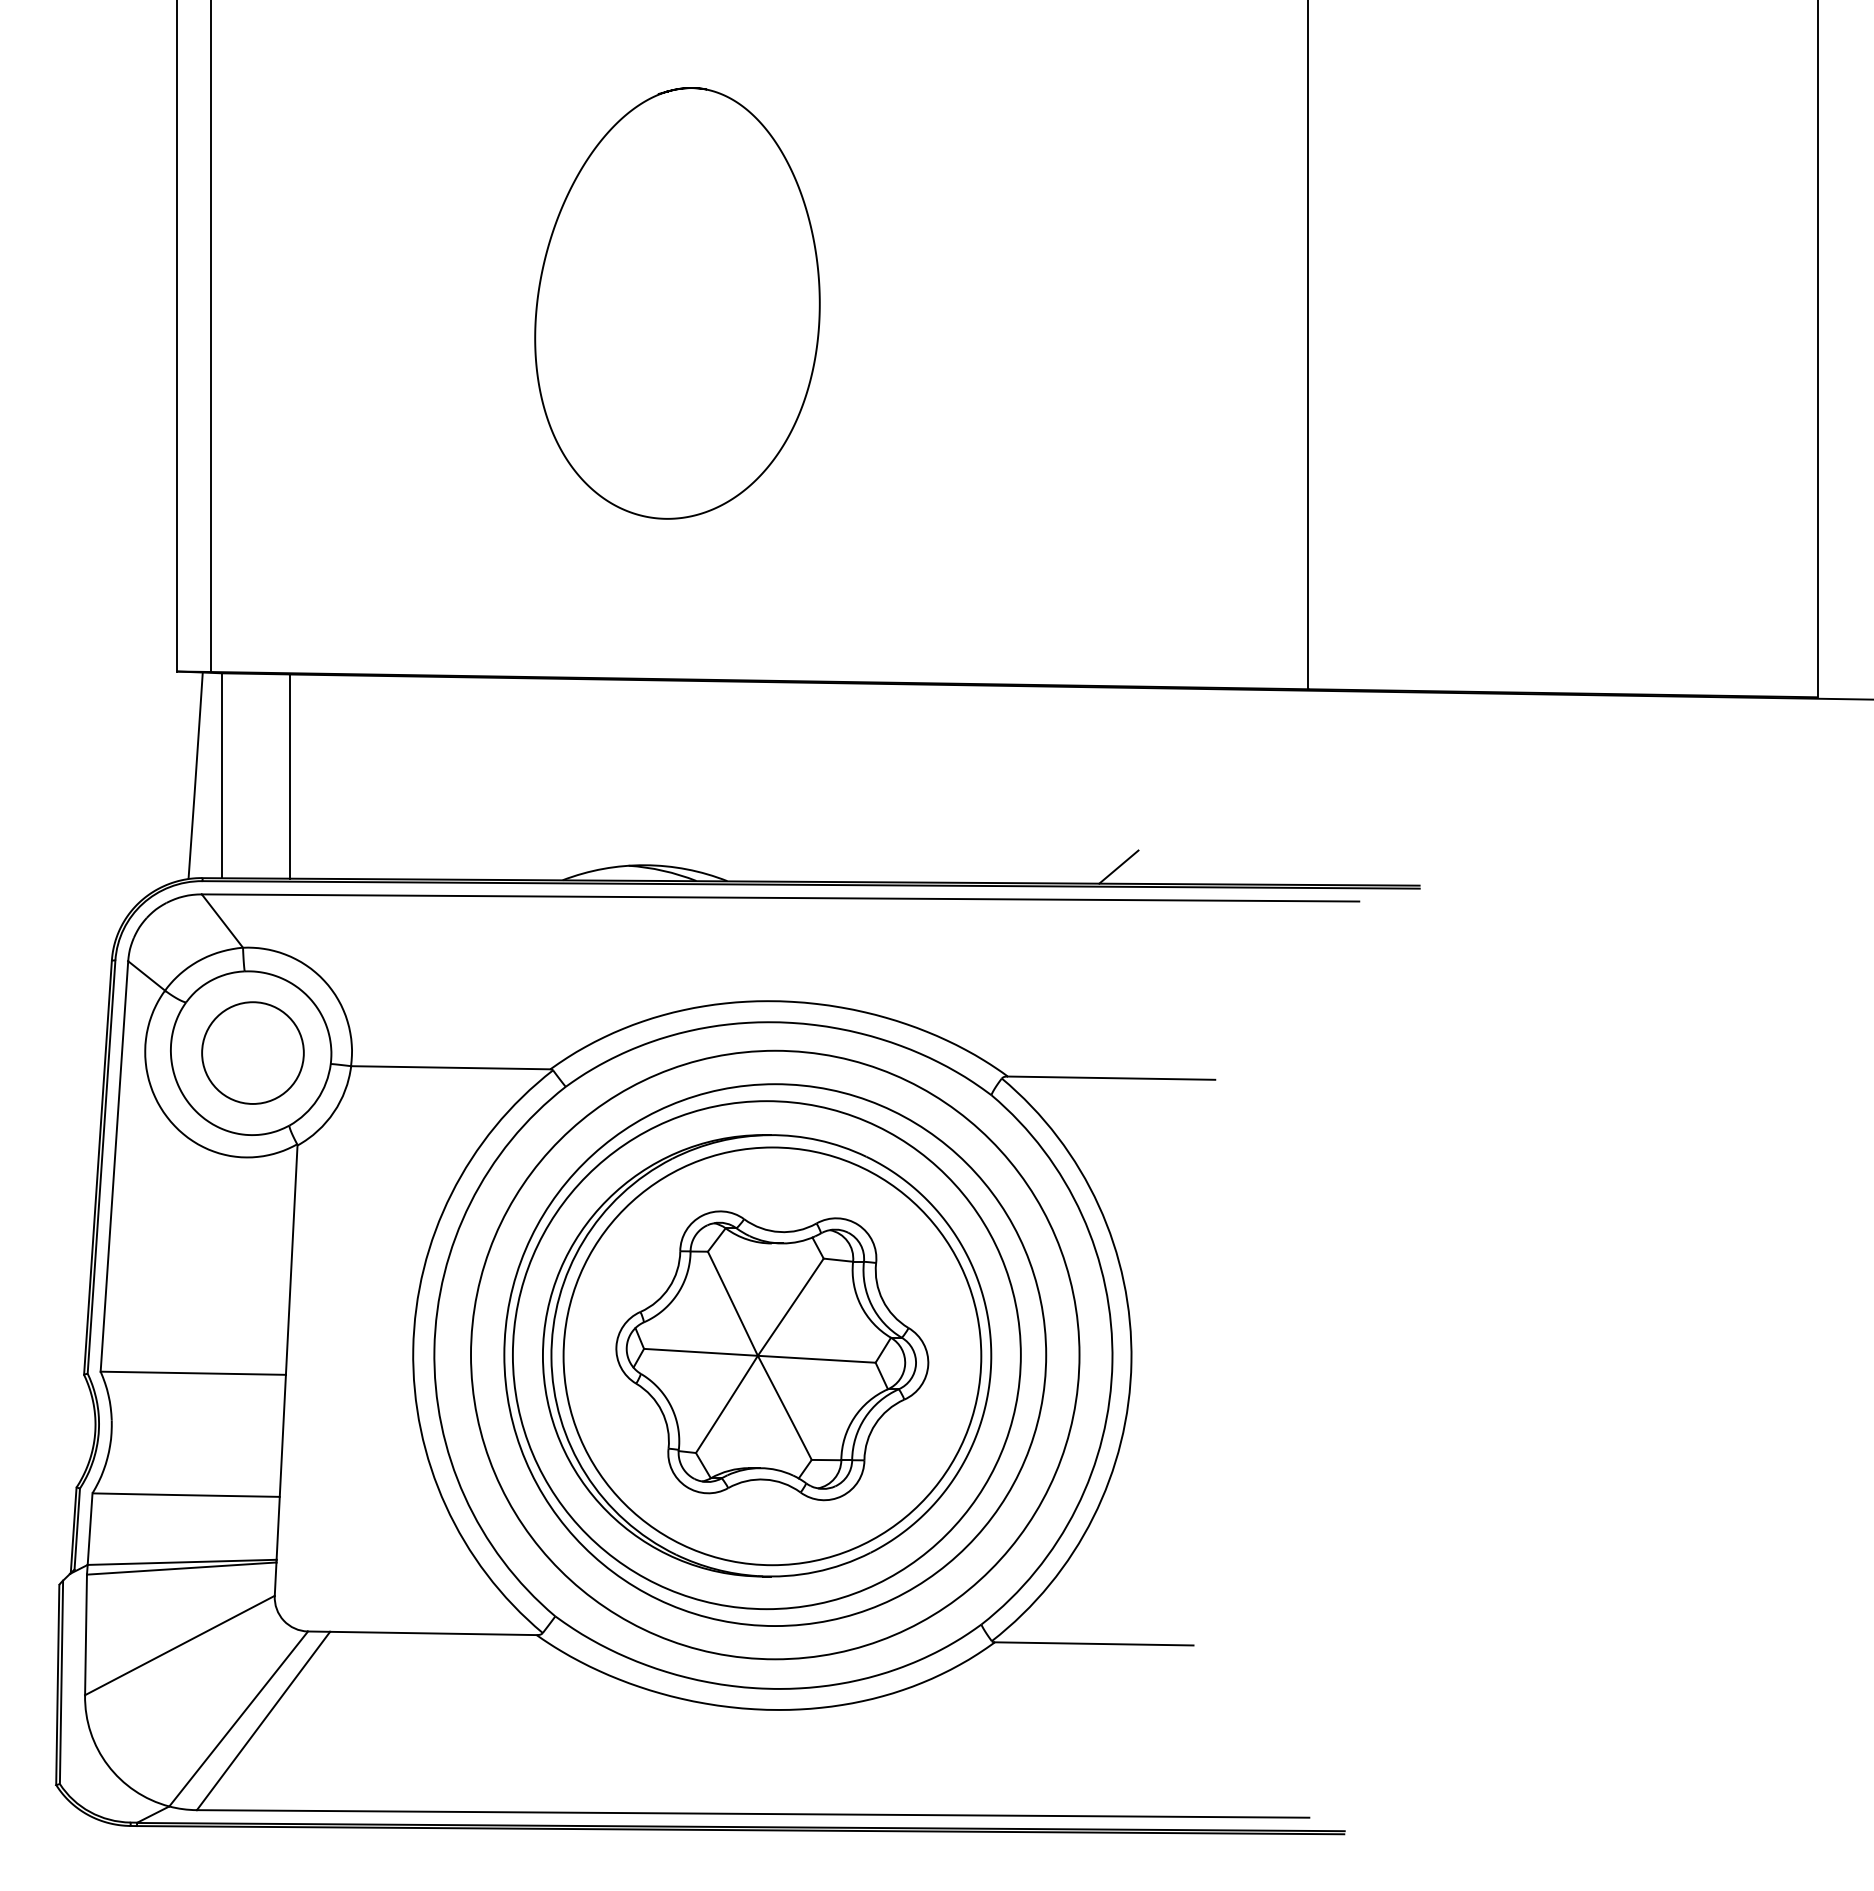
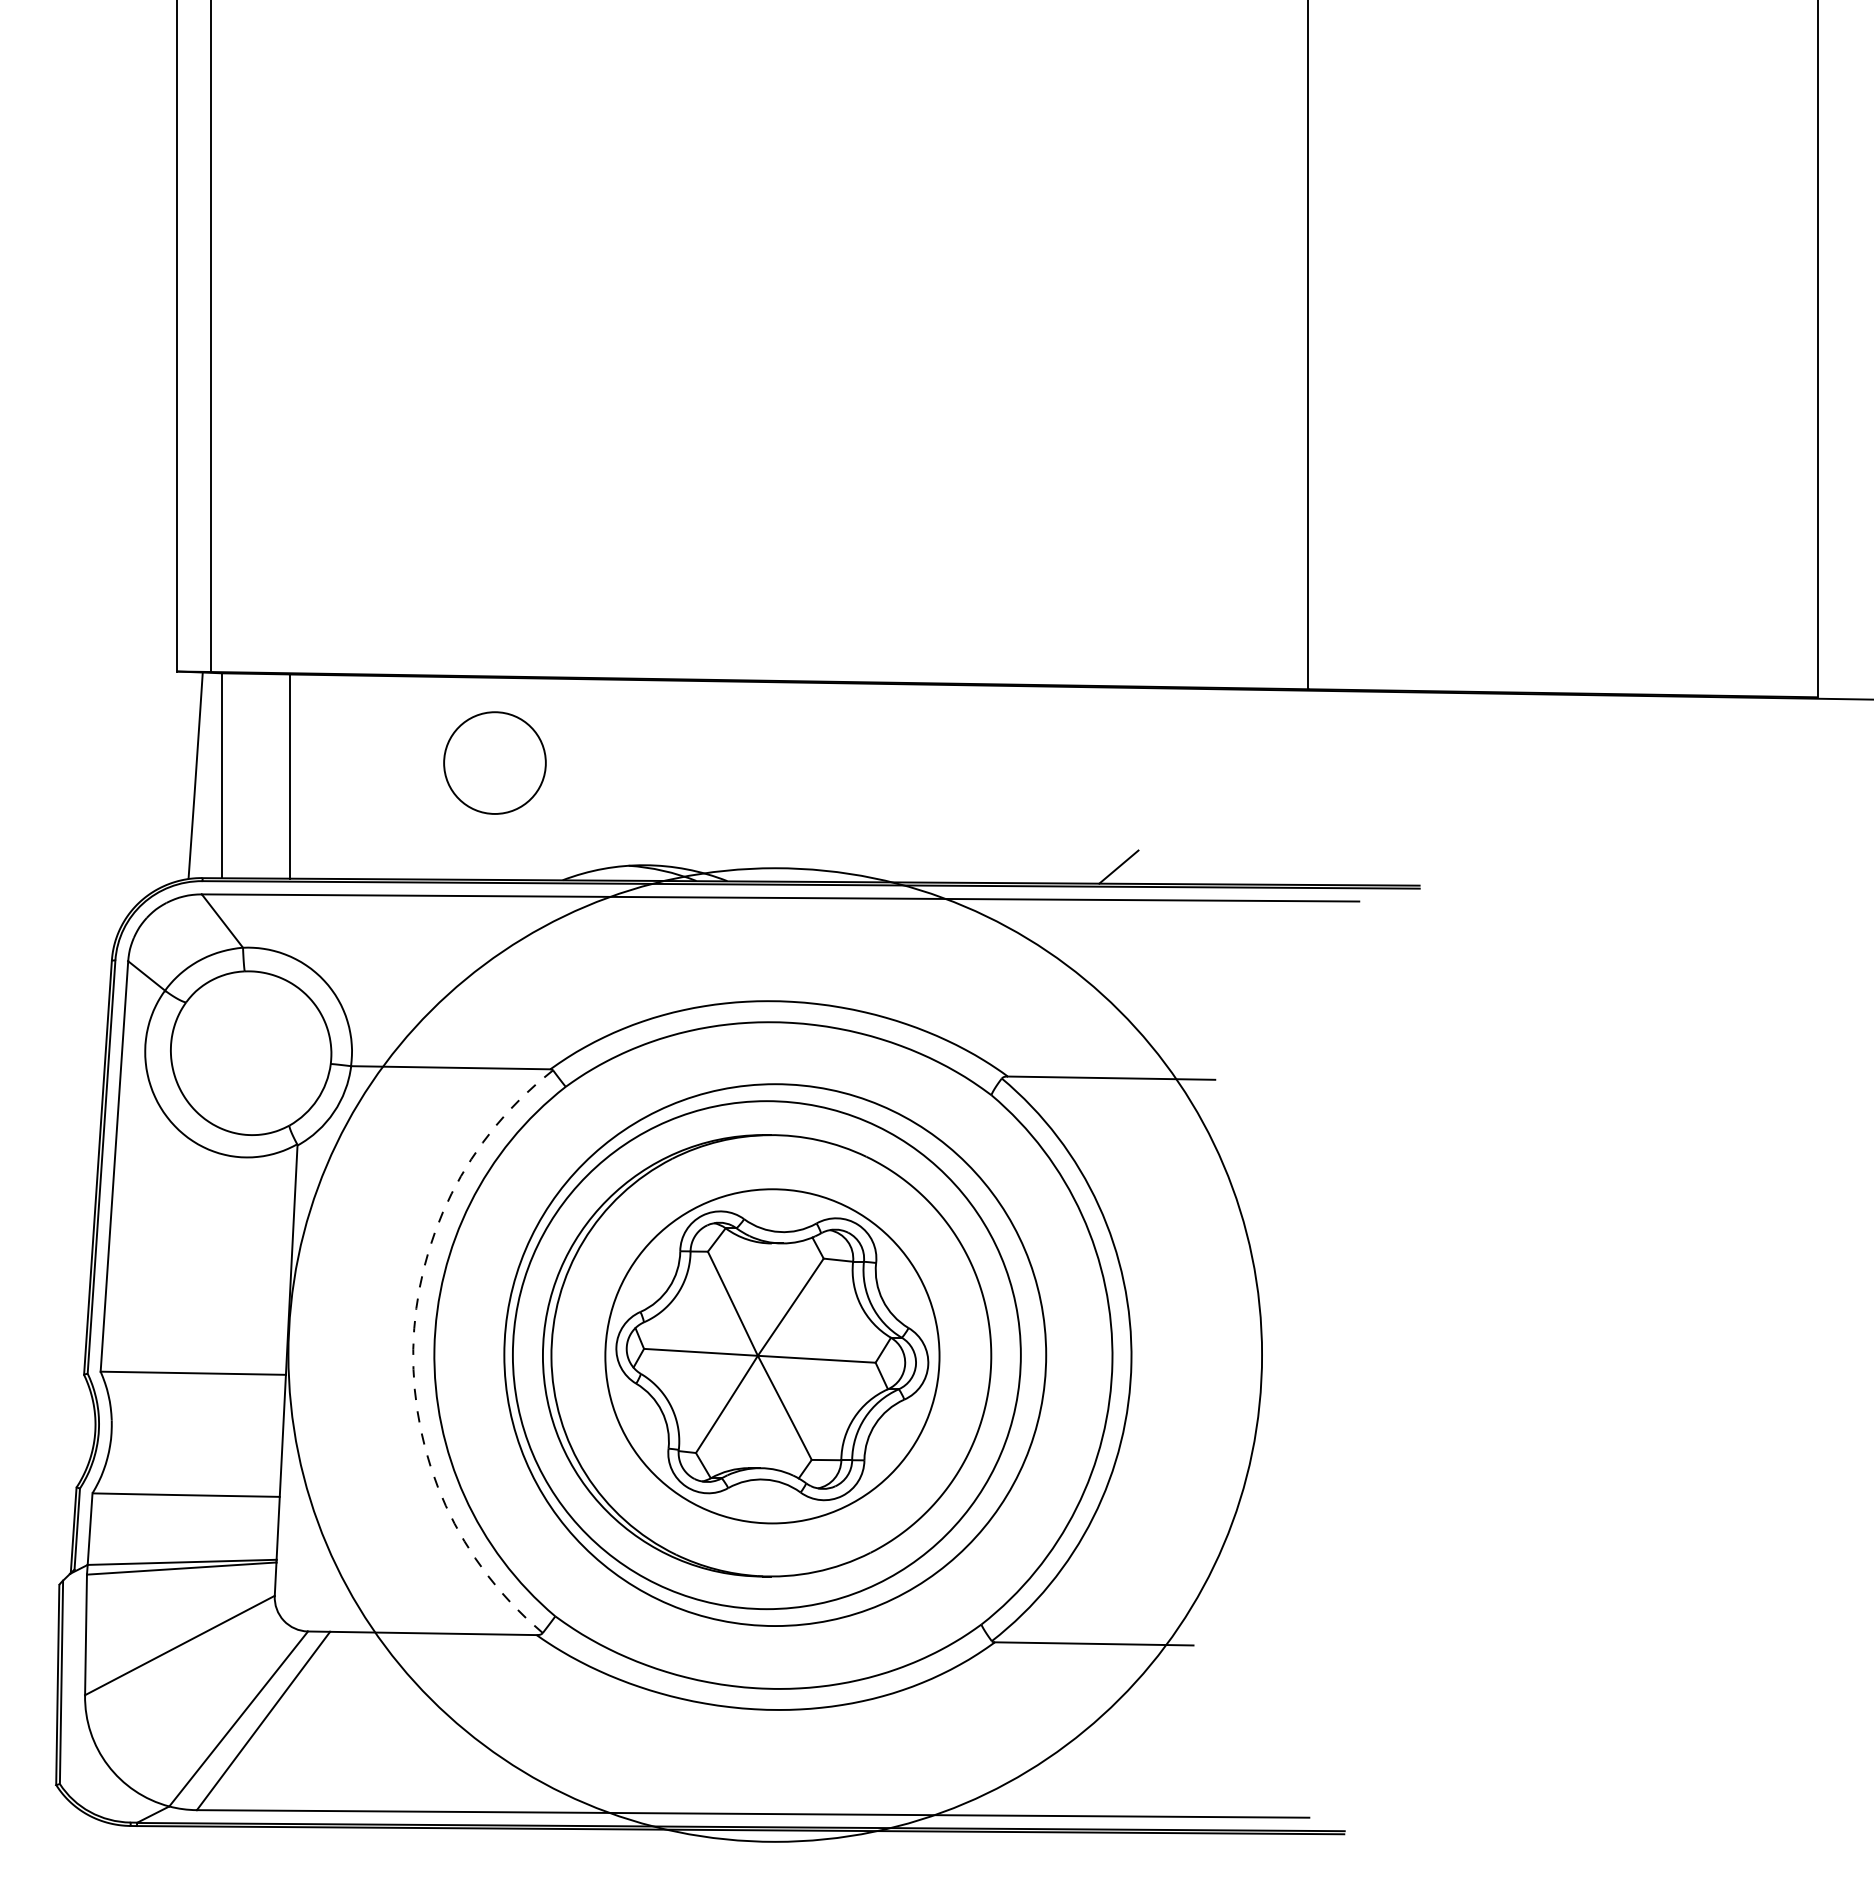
curve: present -> none (542, 276)
circle position: (252, 1052) -> (494, 762) (494, 762)
arc: solid -> dashed (413, 1349)
circle diameter: 609 px -> 974 px (775, 1354)
circle diameter: 418 px -> 334 px (772, 1356)
